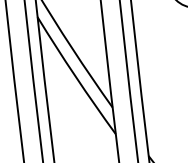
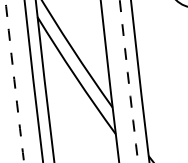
arc: solid -> dashed (14, 81)
arc: solid -> dashed (128, 82)
